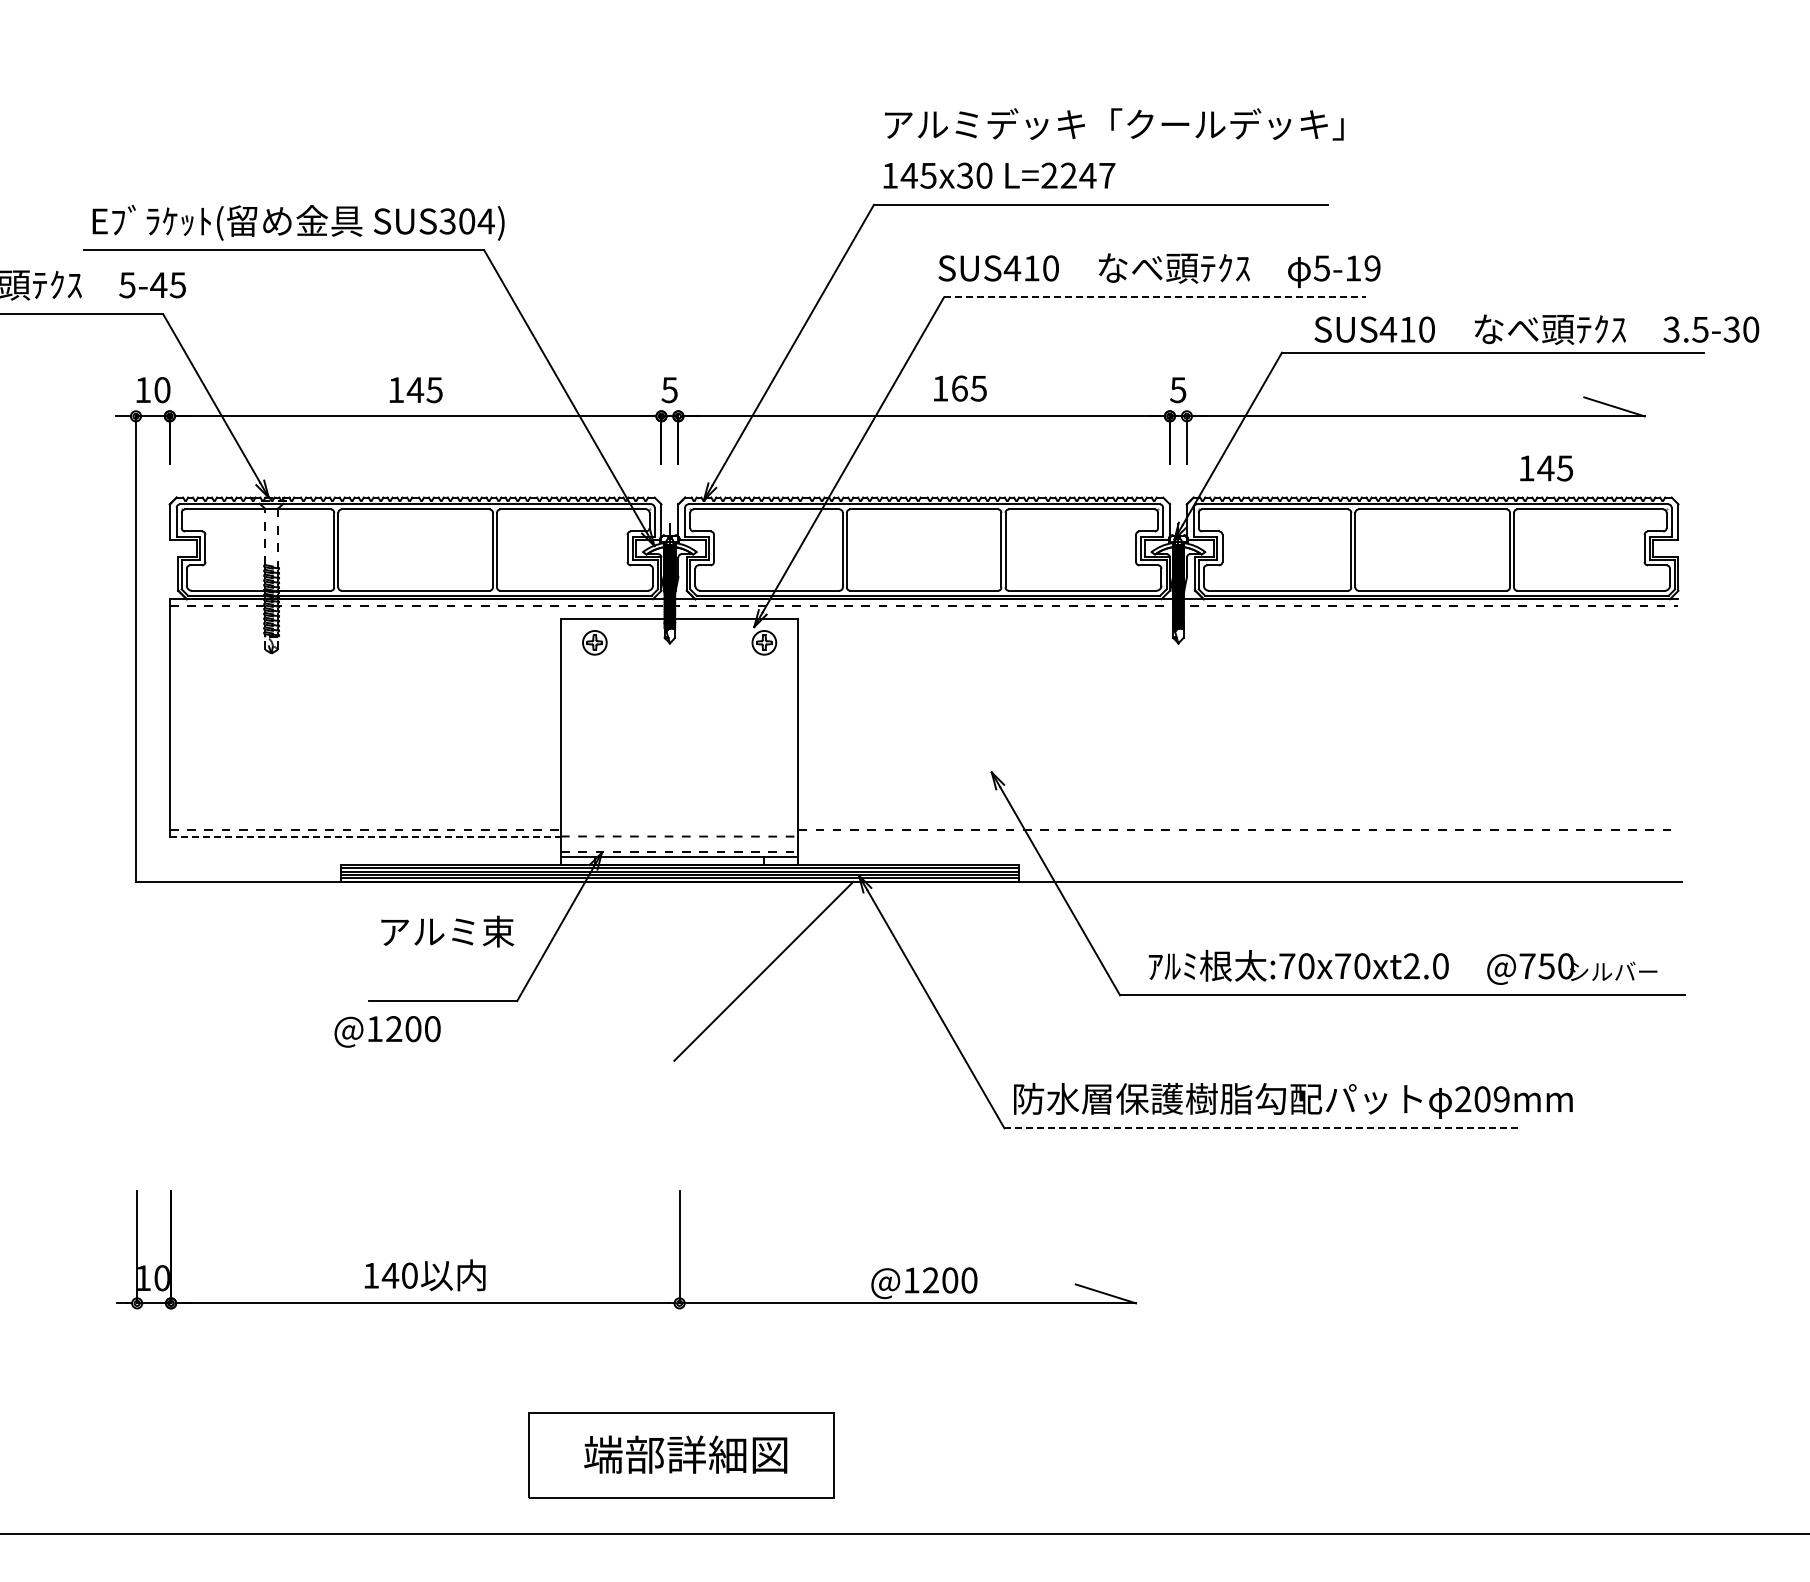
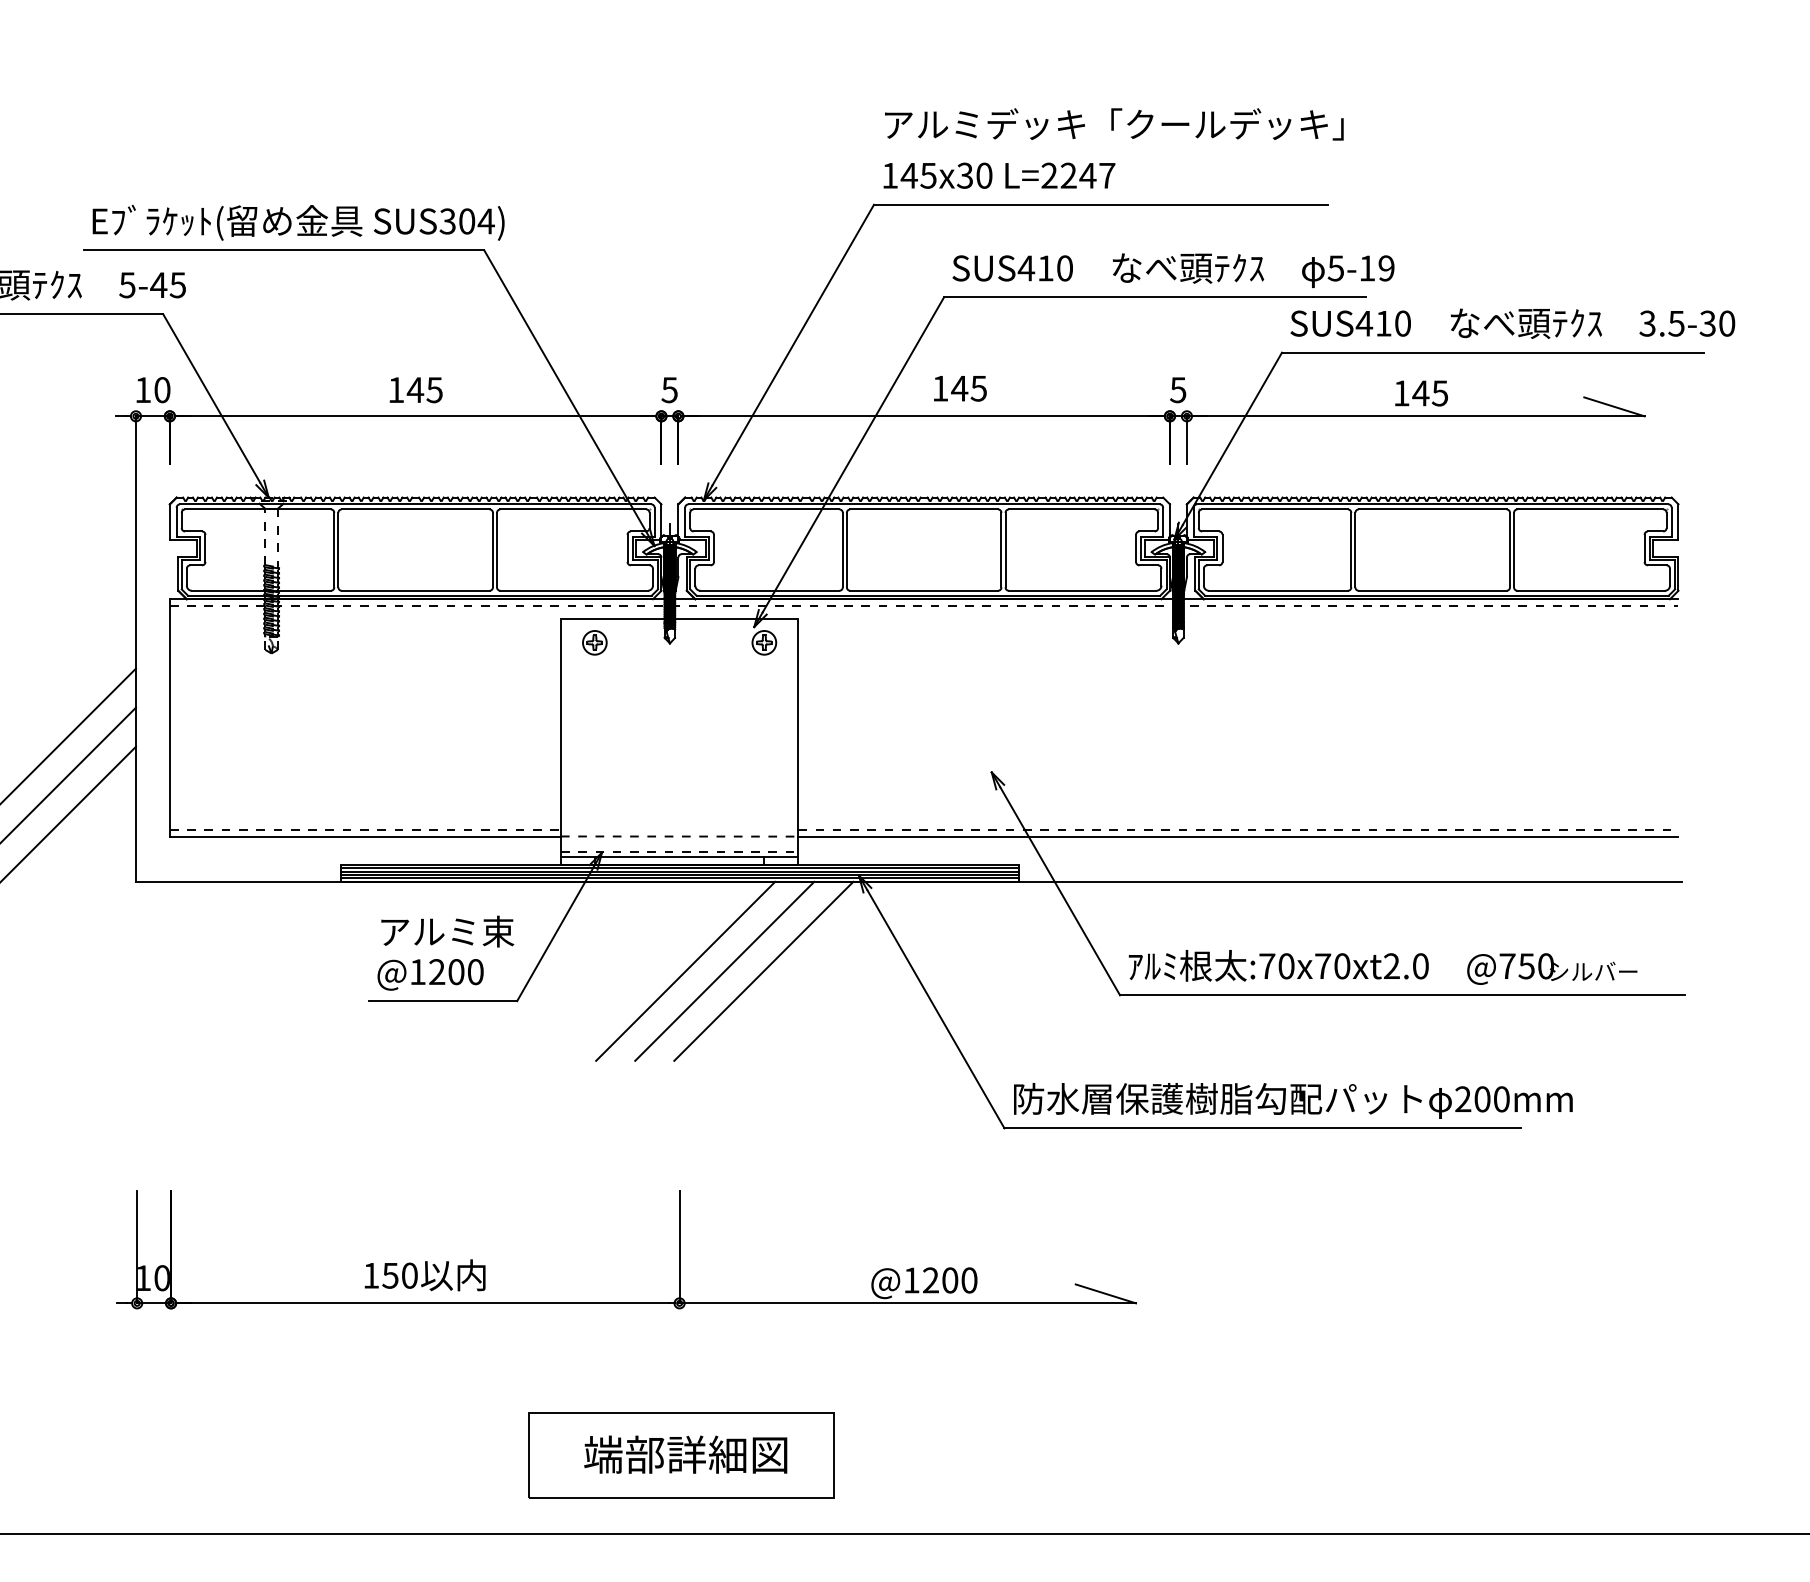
text position: (1159, 270) -> (1173, 270) (1173, 270)
line: dashed -> solid (1155, 297)
text position: (1536, 329) -> (1512, 323) (1512, 323)
text: 165 -> 145 (959, 388)
text position: (1546, 468) -> (1421, 393) (1421, 393)
line: none -> present (68, 734)
line: none -> present (68, 773)
line: none -> present (68, 813)
line: dashed -> solid (365, 836)
line: none -> present (1238, 836)
text position: (1402, 967) -> (1382, 967) (1382, 967)
line: none -> present (685, 970)
line: none -> present (724, 970)
text position: (387, 1031) -> (430, 974) (430, 974)
text: 209mm -> 200mm (1501, 1099)
line: dashed -> solid (1263, 1128)
text: 140 -> 150 (390, 1275)
